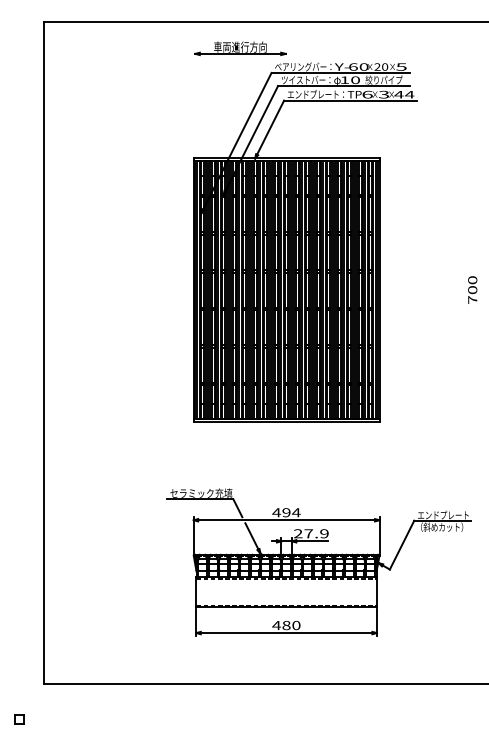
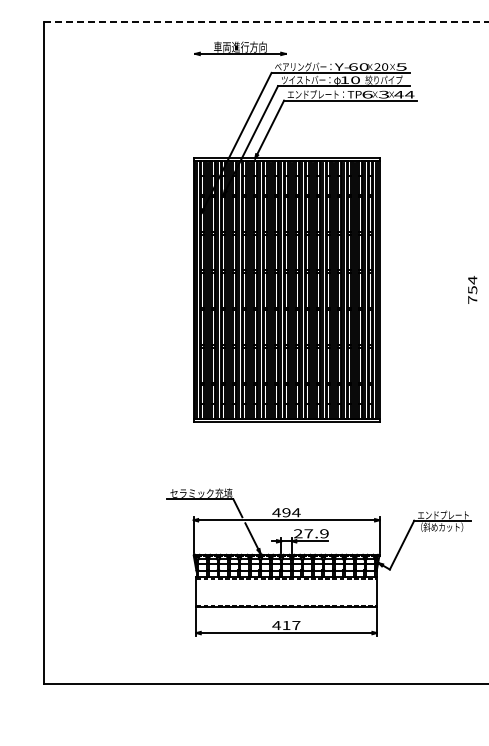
line: solid -> dashed (266, 22)
text: 700 -> 754 (472, 284)
text: 480 -> 417 (291, 625)
part: present -> none (19, 719)
